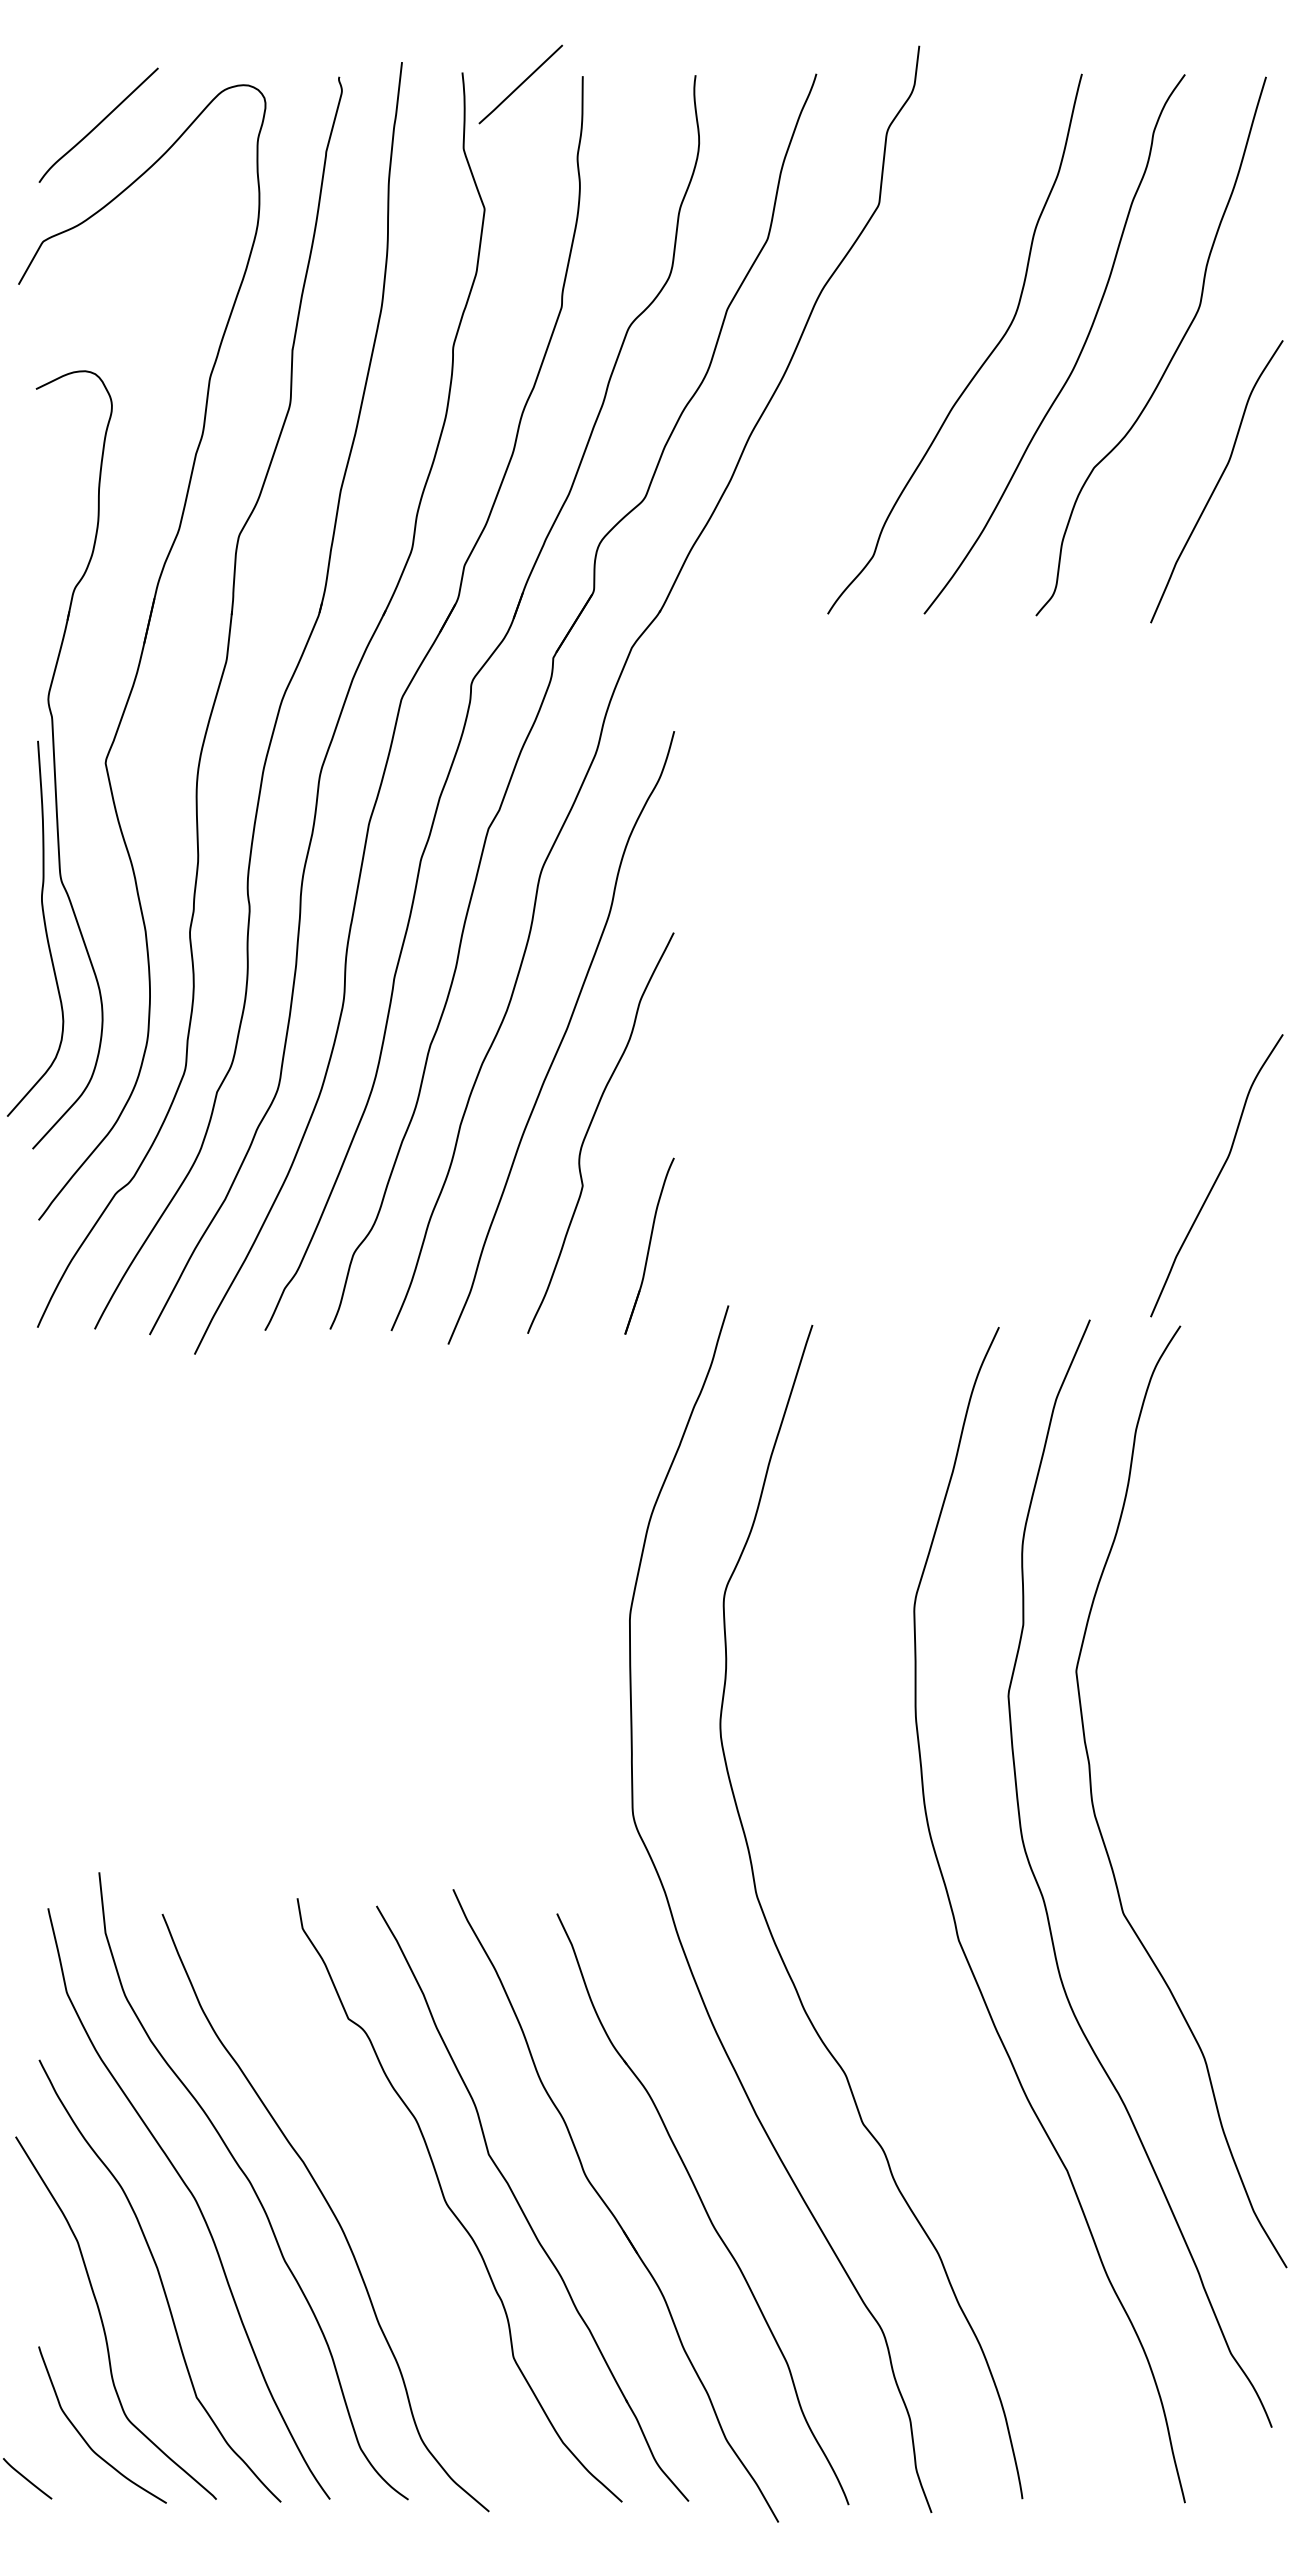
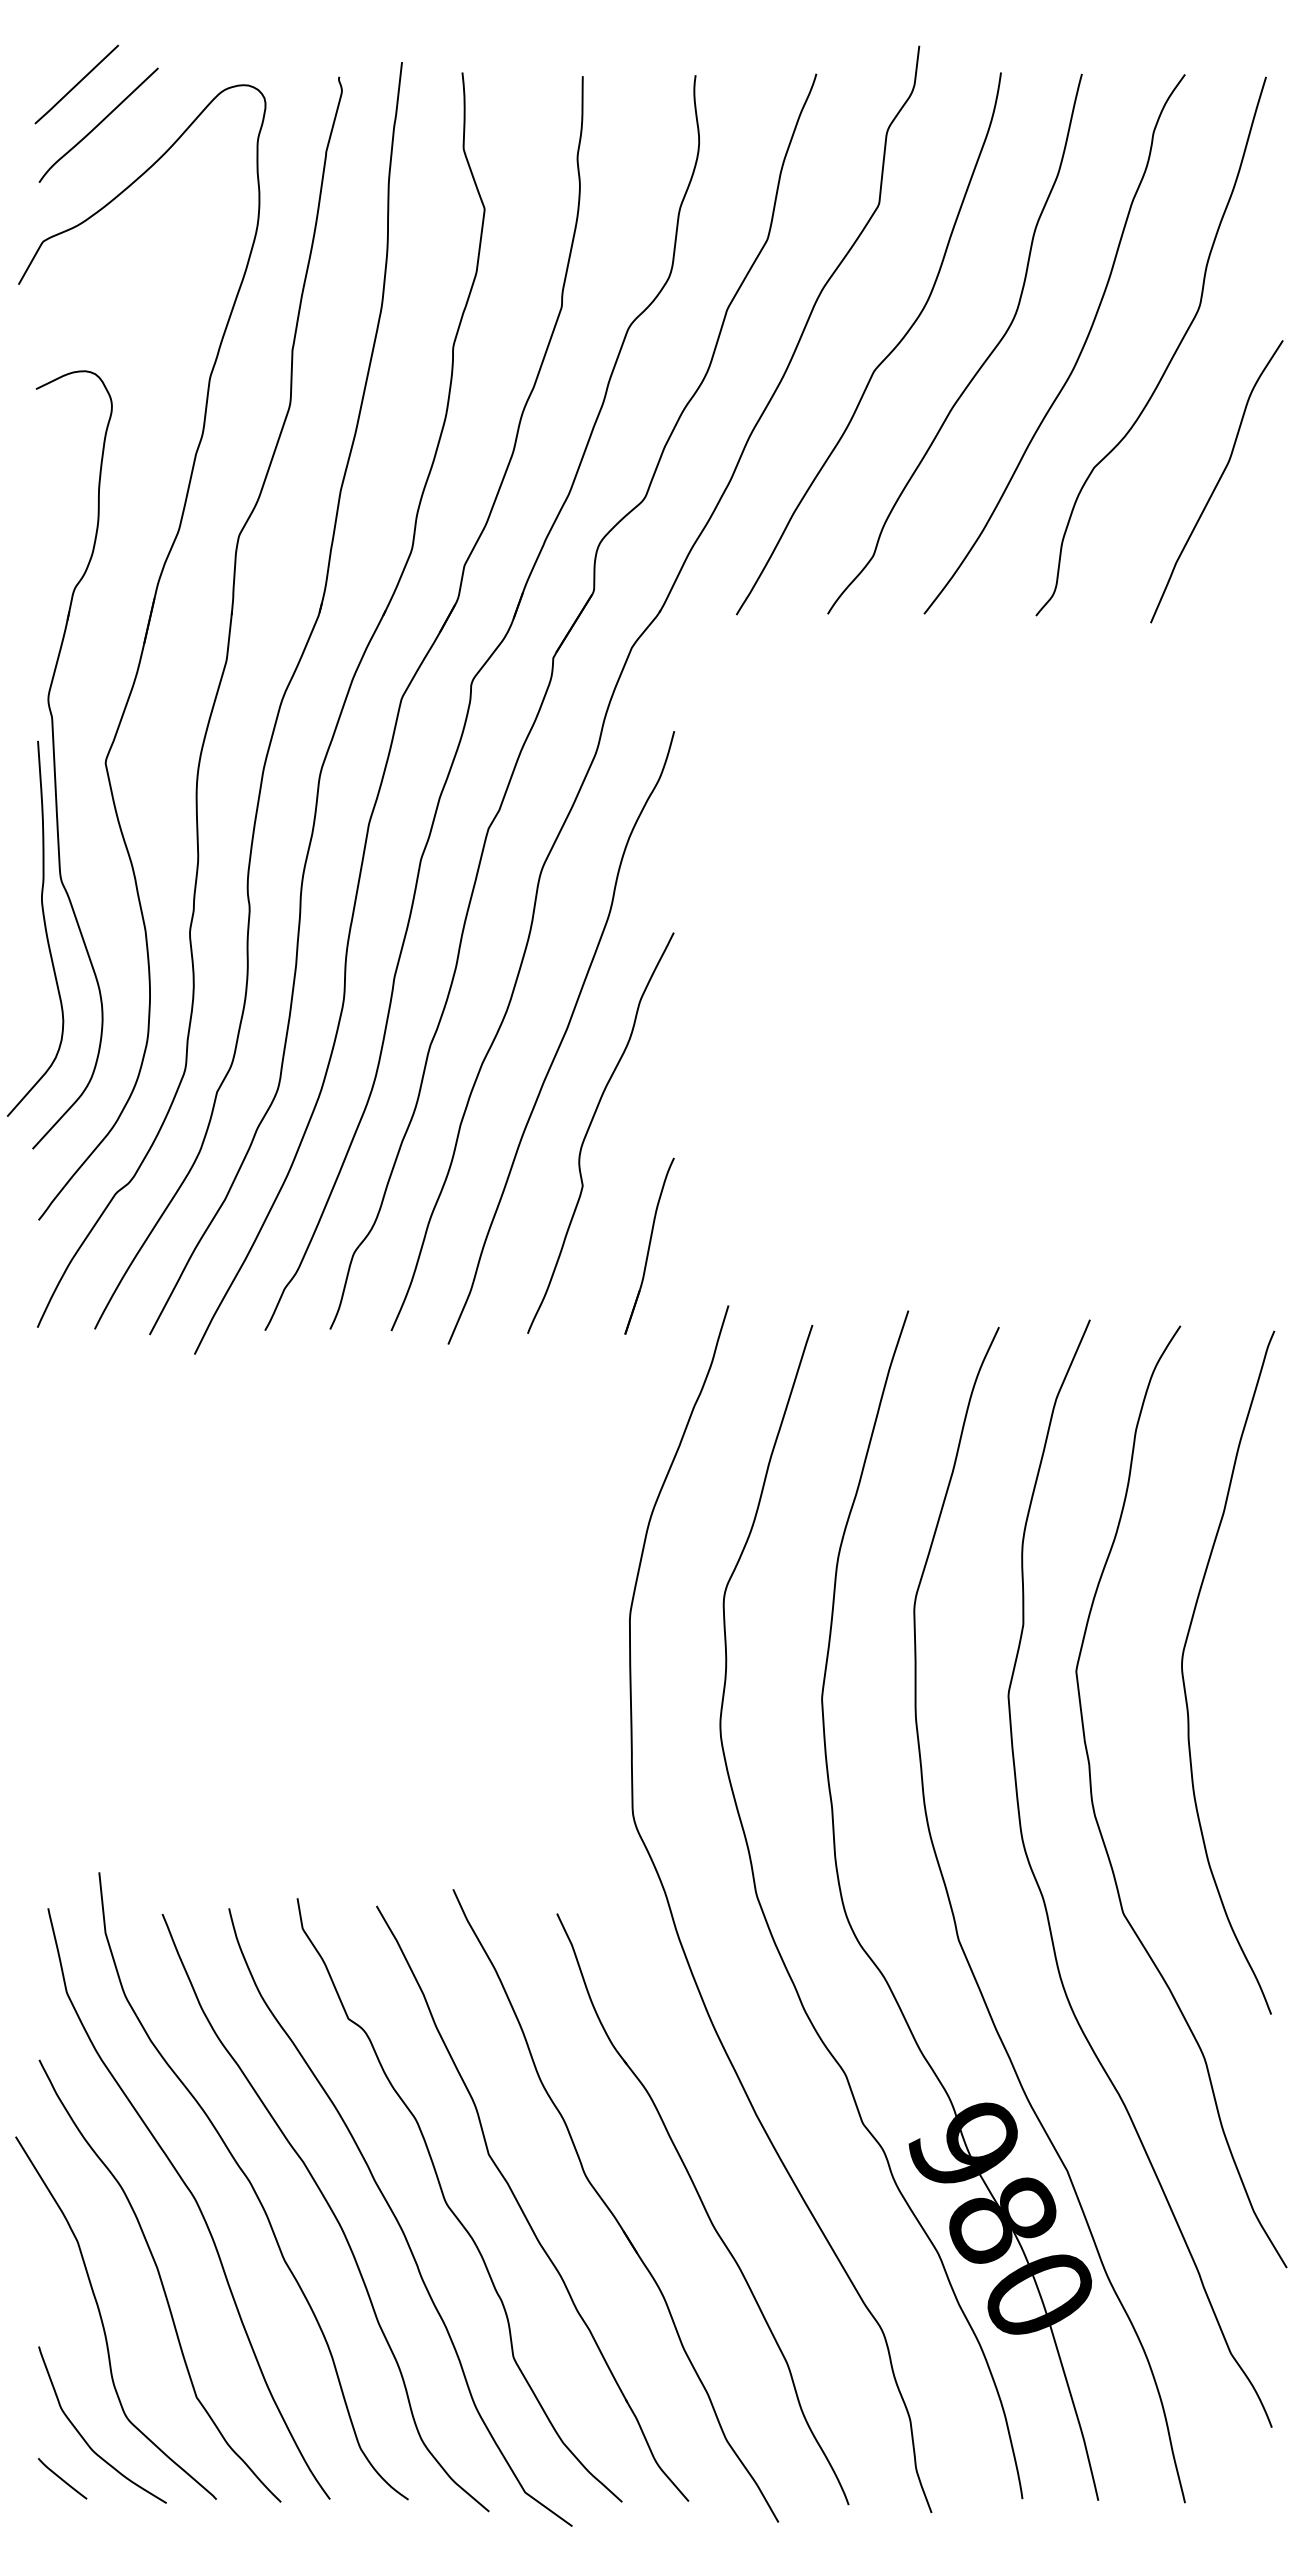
line position: (520, 84) -> (76, 84) (76, 84)
curve: none -> present (884, 358)
curve: present -> none (1217, 1175)
curve: none -> present (1184, 1679)
part: none -> present (879, 1968)
curve: none -> present (397, 2218)
line position: (27, 2478) -> (62, 2478) (62, 2478)
